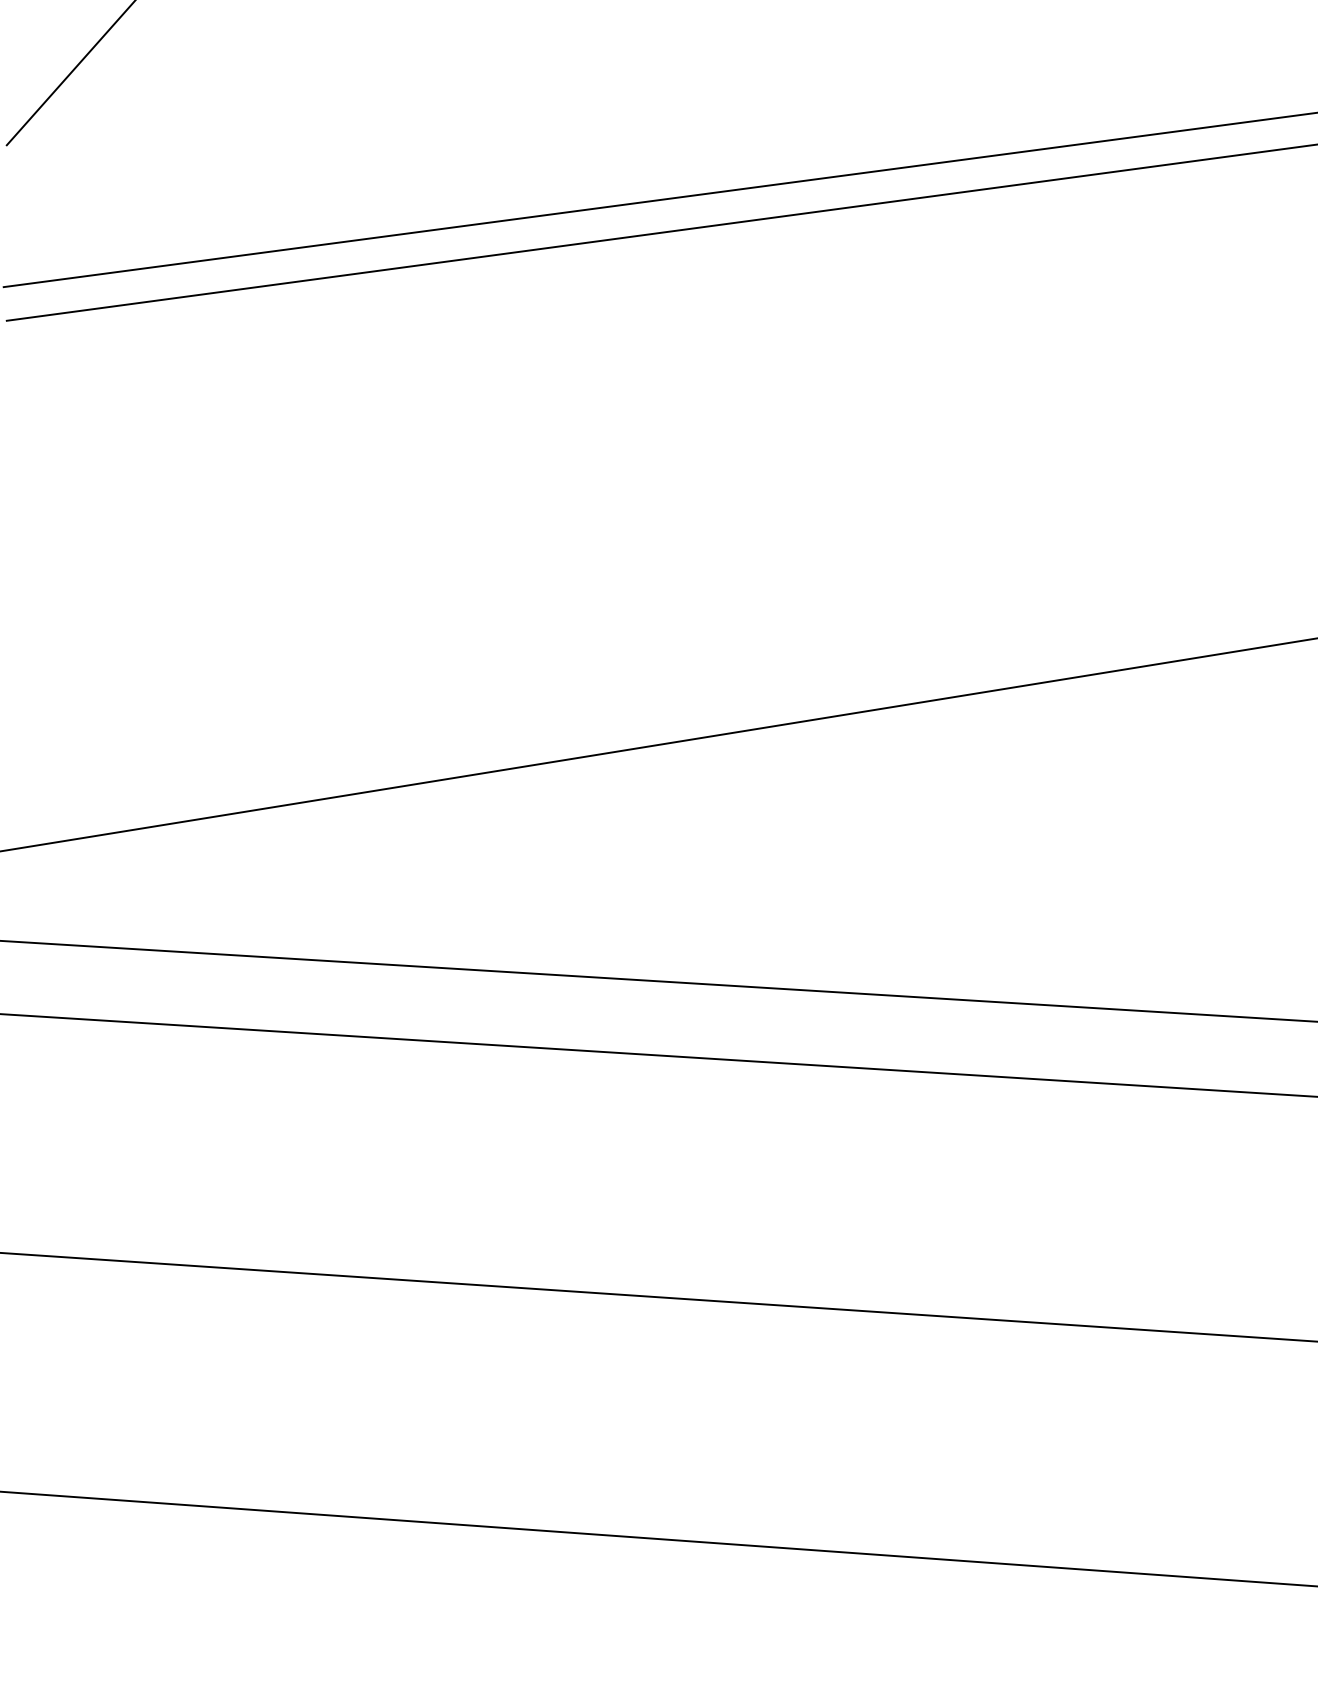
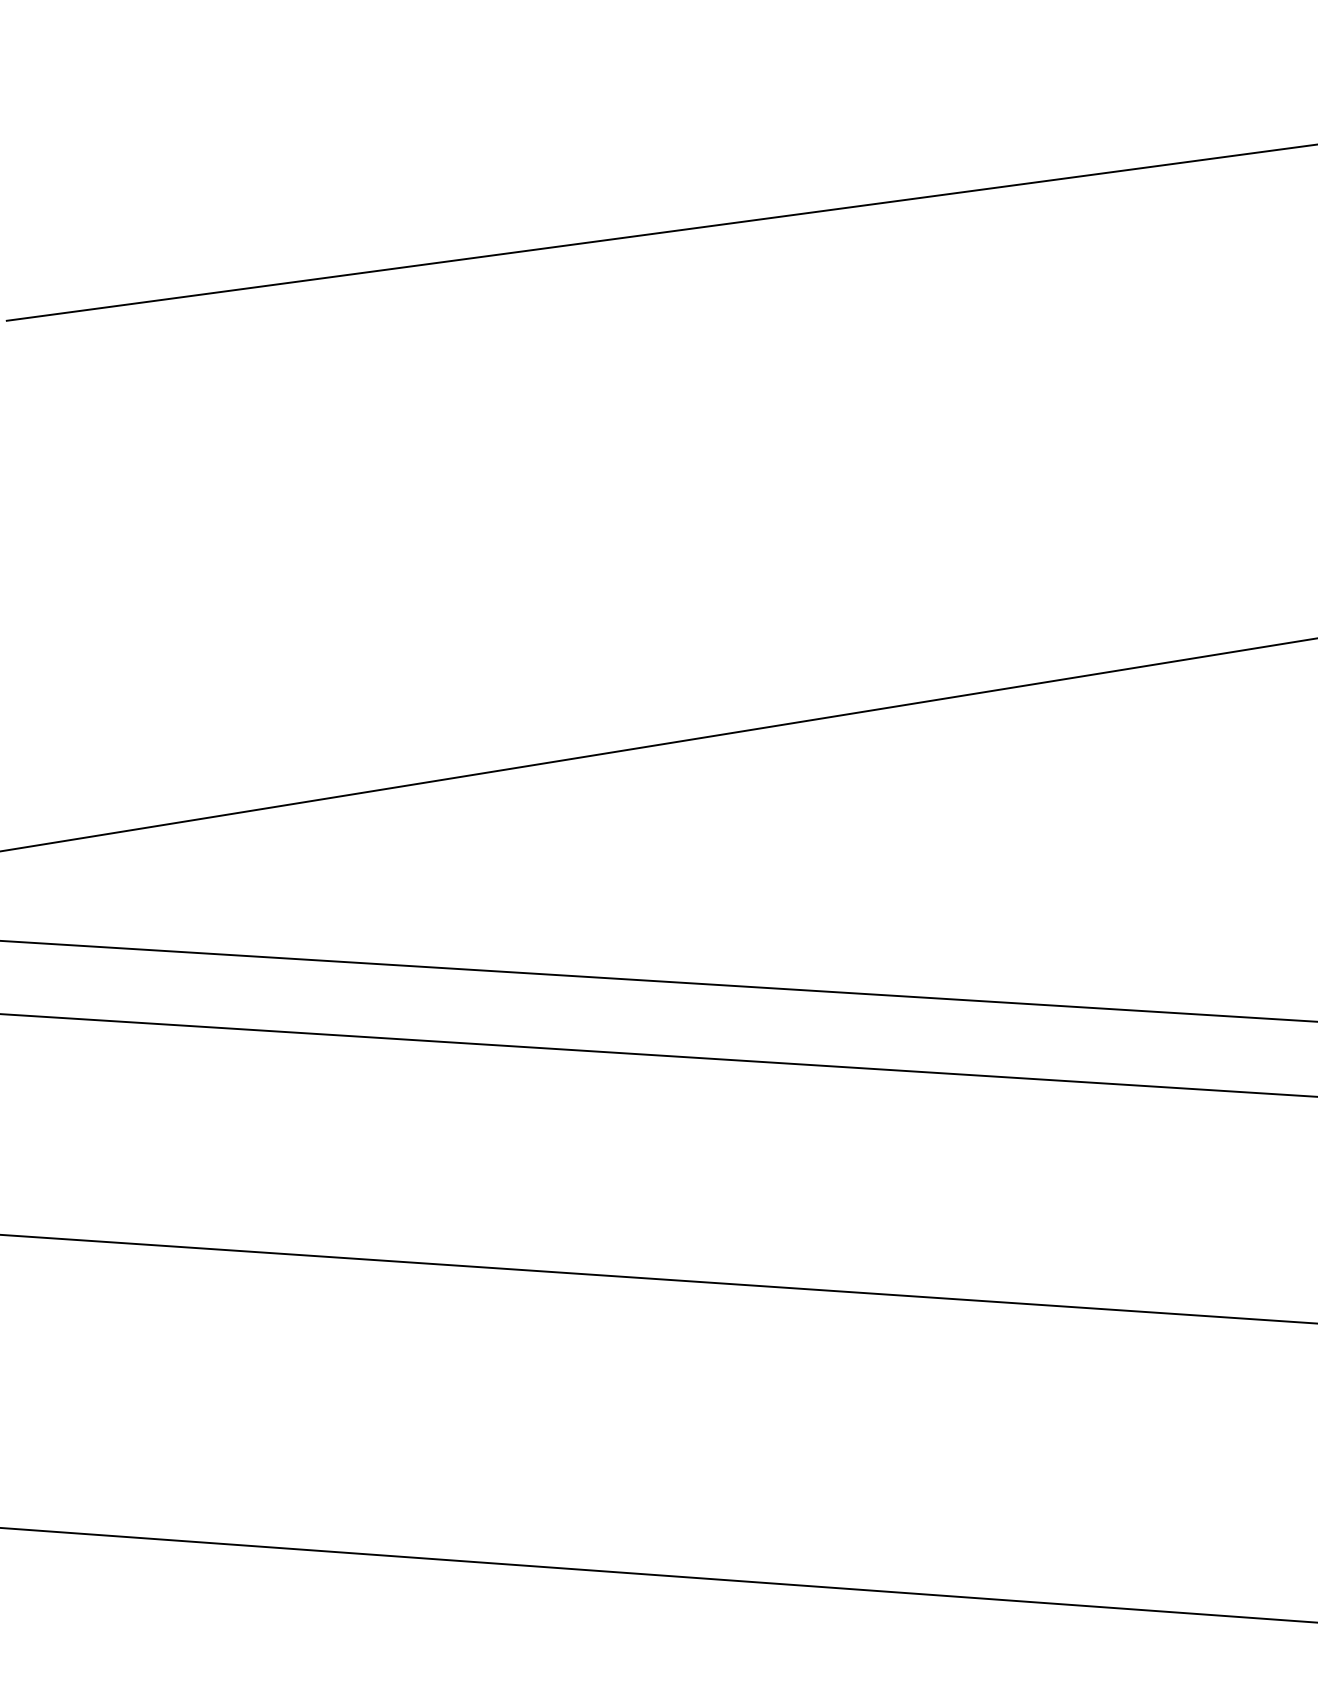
line: present -> none (69, 73)
line: present -> none (658, 200)
line position: (658, 1297) -> (658, 1278) (658, 1278)
line position: (658, 1538) -> (658, 1575) (658, 1575)
